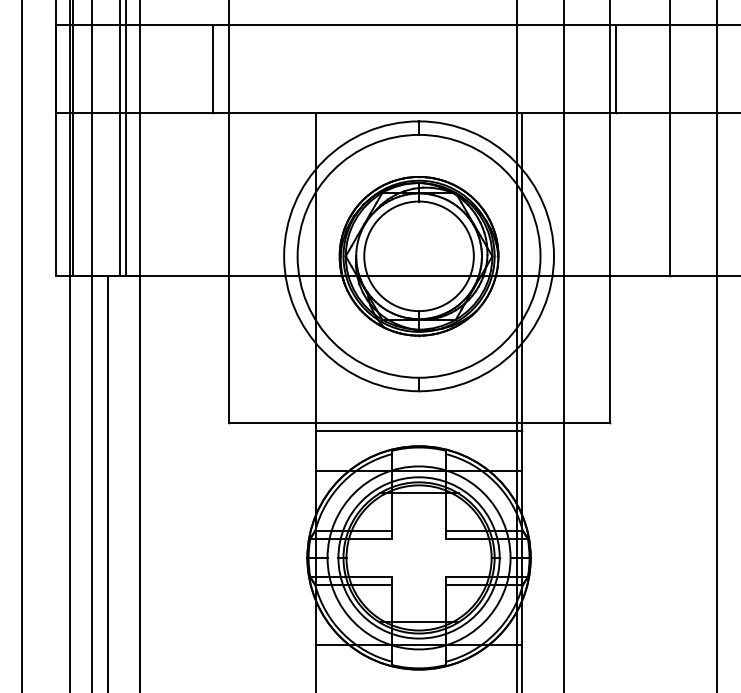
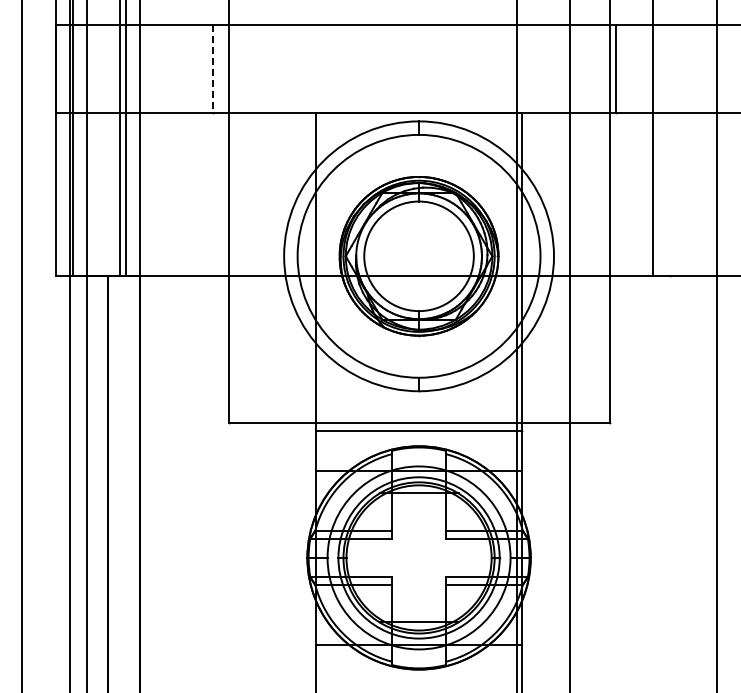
line: solid -> dashed (213, 69)
line position: (669, 138) -> (652, 138) (652, 138)
line position: (92, 345) -> (87, 345) (87, 345)
line position: (564, 345) -> (570, 345) (570, 345)
